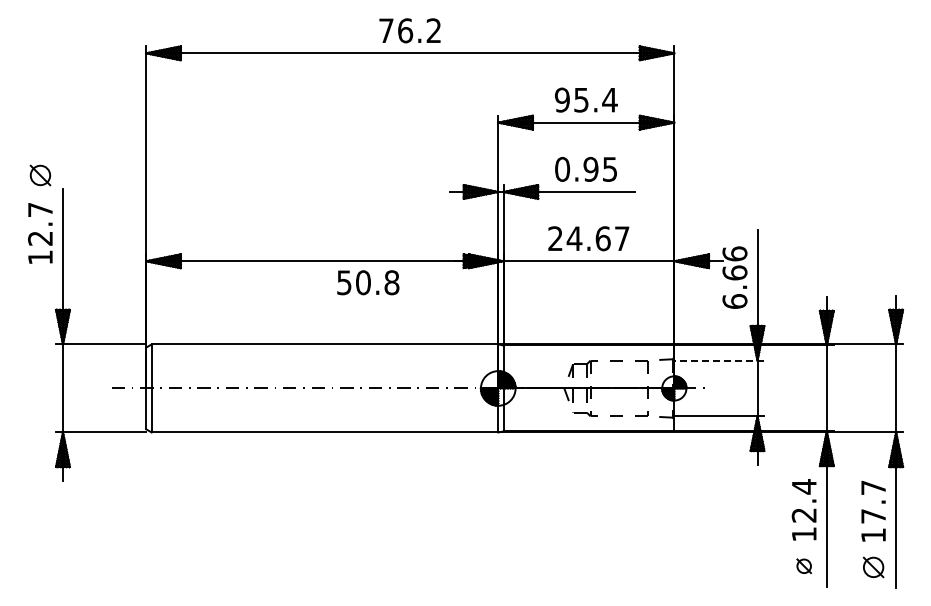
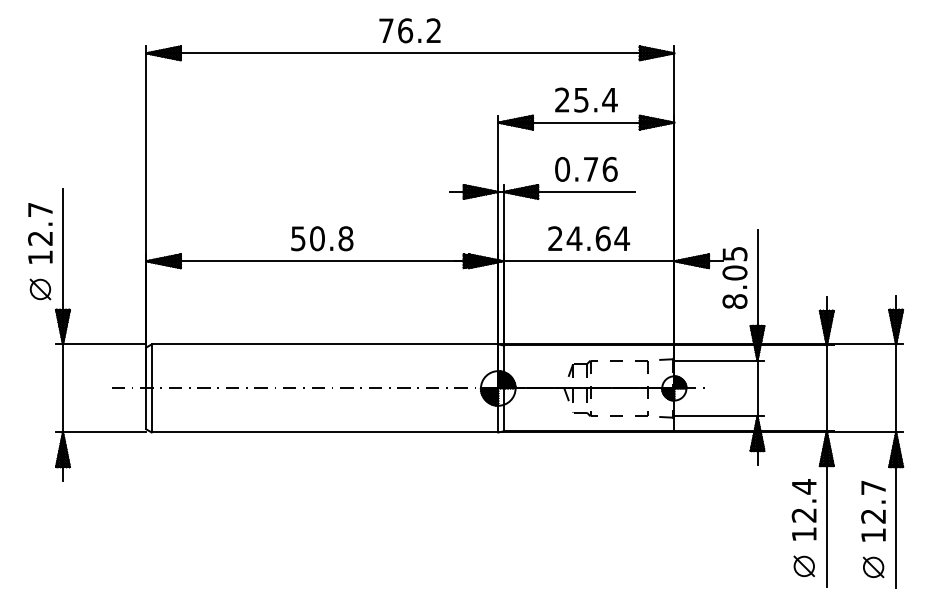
text: 95.4 -> 25.4 (562, 99)
text: 0.95 -> 0.76 (600, 168)
part position: (40, 175) -> (40, 289) (40, 289)
text: 24.67 -> 24.64 (622, 238)
text: 6.66 -> 8.05 (734, 277)
text position: (368, 282) -> (322, 238) (322, 238)
line: dashed -> solid (718, 360)
text: 17.7 -> 12.7 (873, 516)
part size: 16x16 px -> 22x22 px (803, 565)
